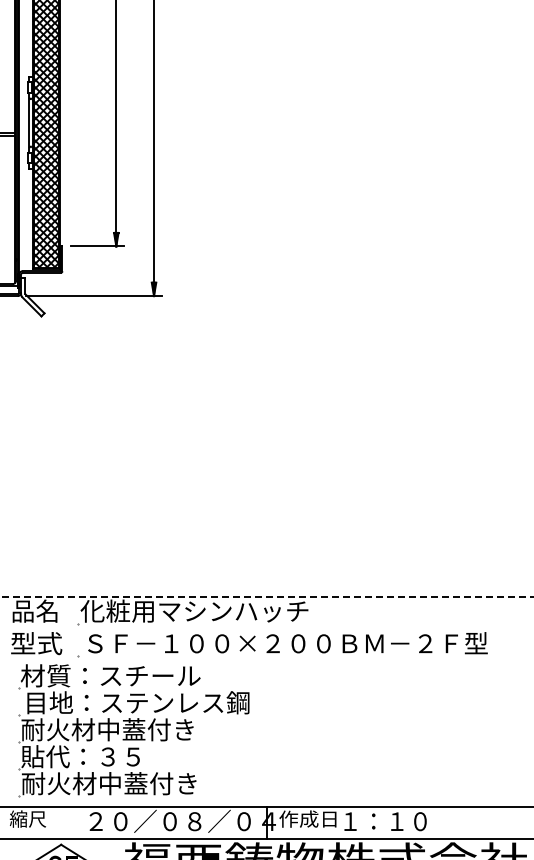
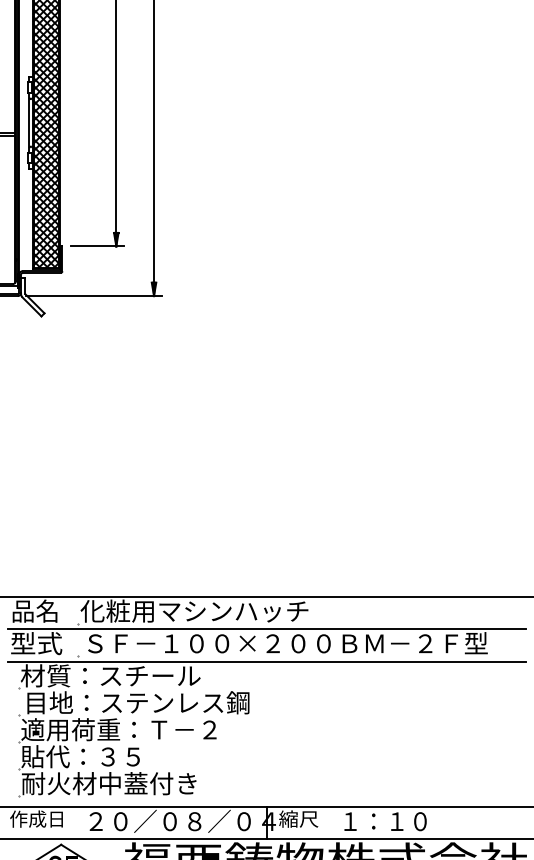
line: dashed -> solid (266, 596)
line: none -> present (266, 629)
line: none -> present (266, 661)
text: 耐火材中蓋付き -> 適用荷重：Ｔ－２ (118, 729)
text: 縮尺 -> 作成日 (35, 818)
text: 作成日 -> 縮尺 (307, 818)
